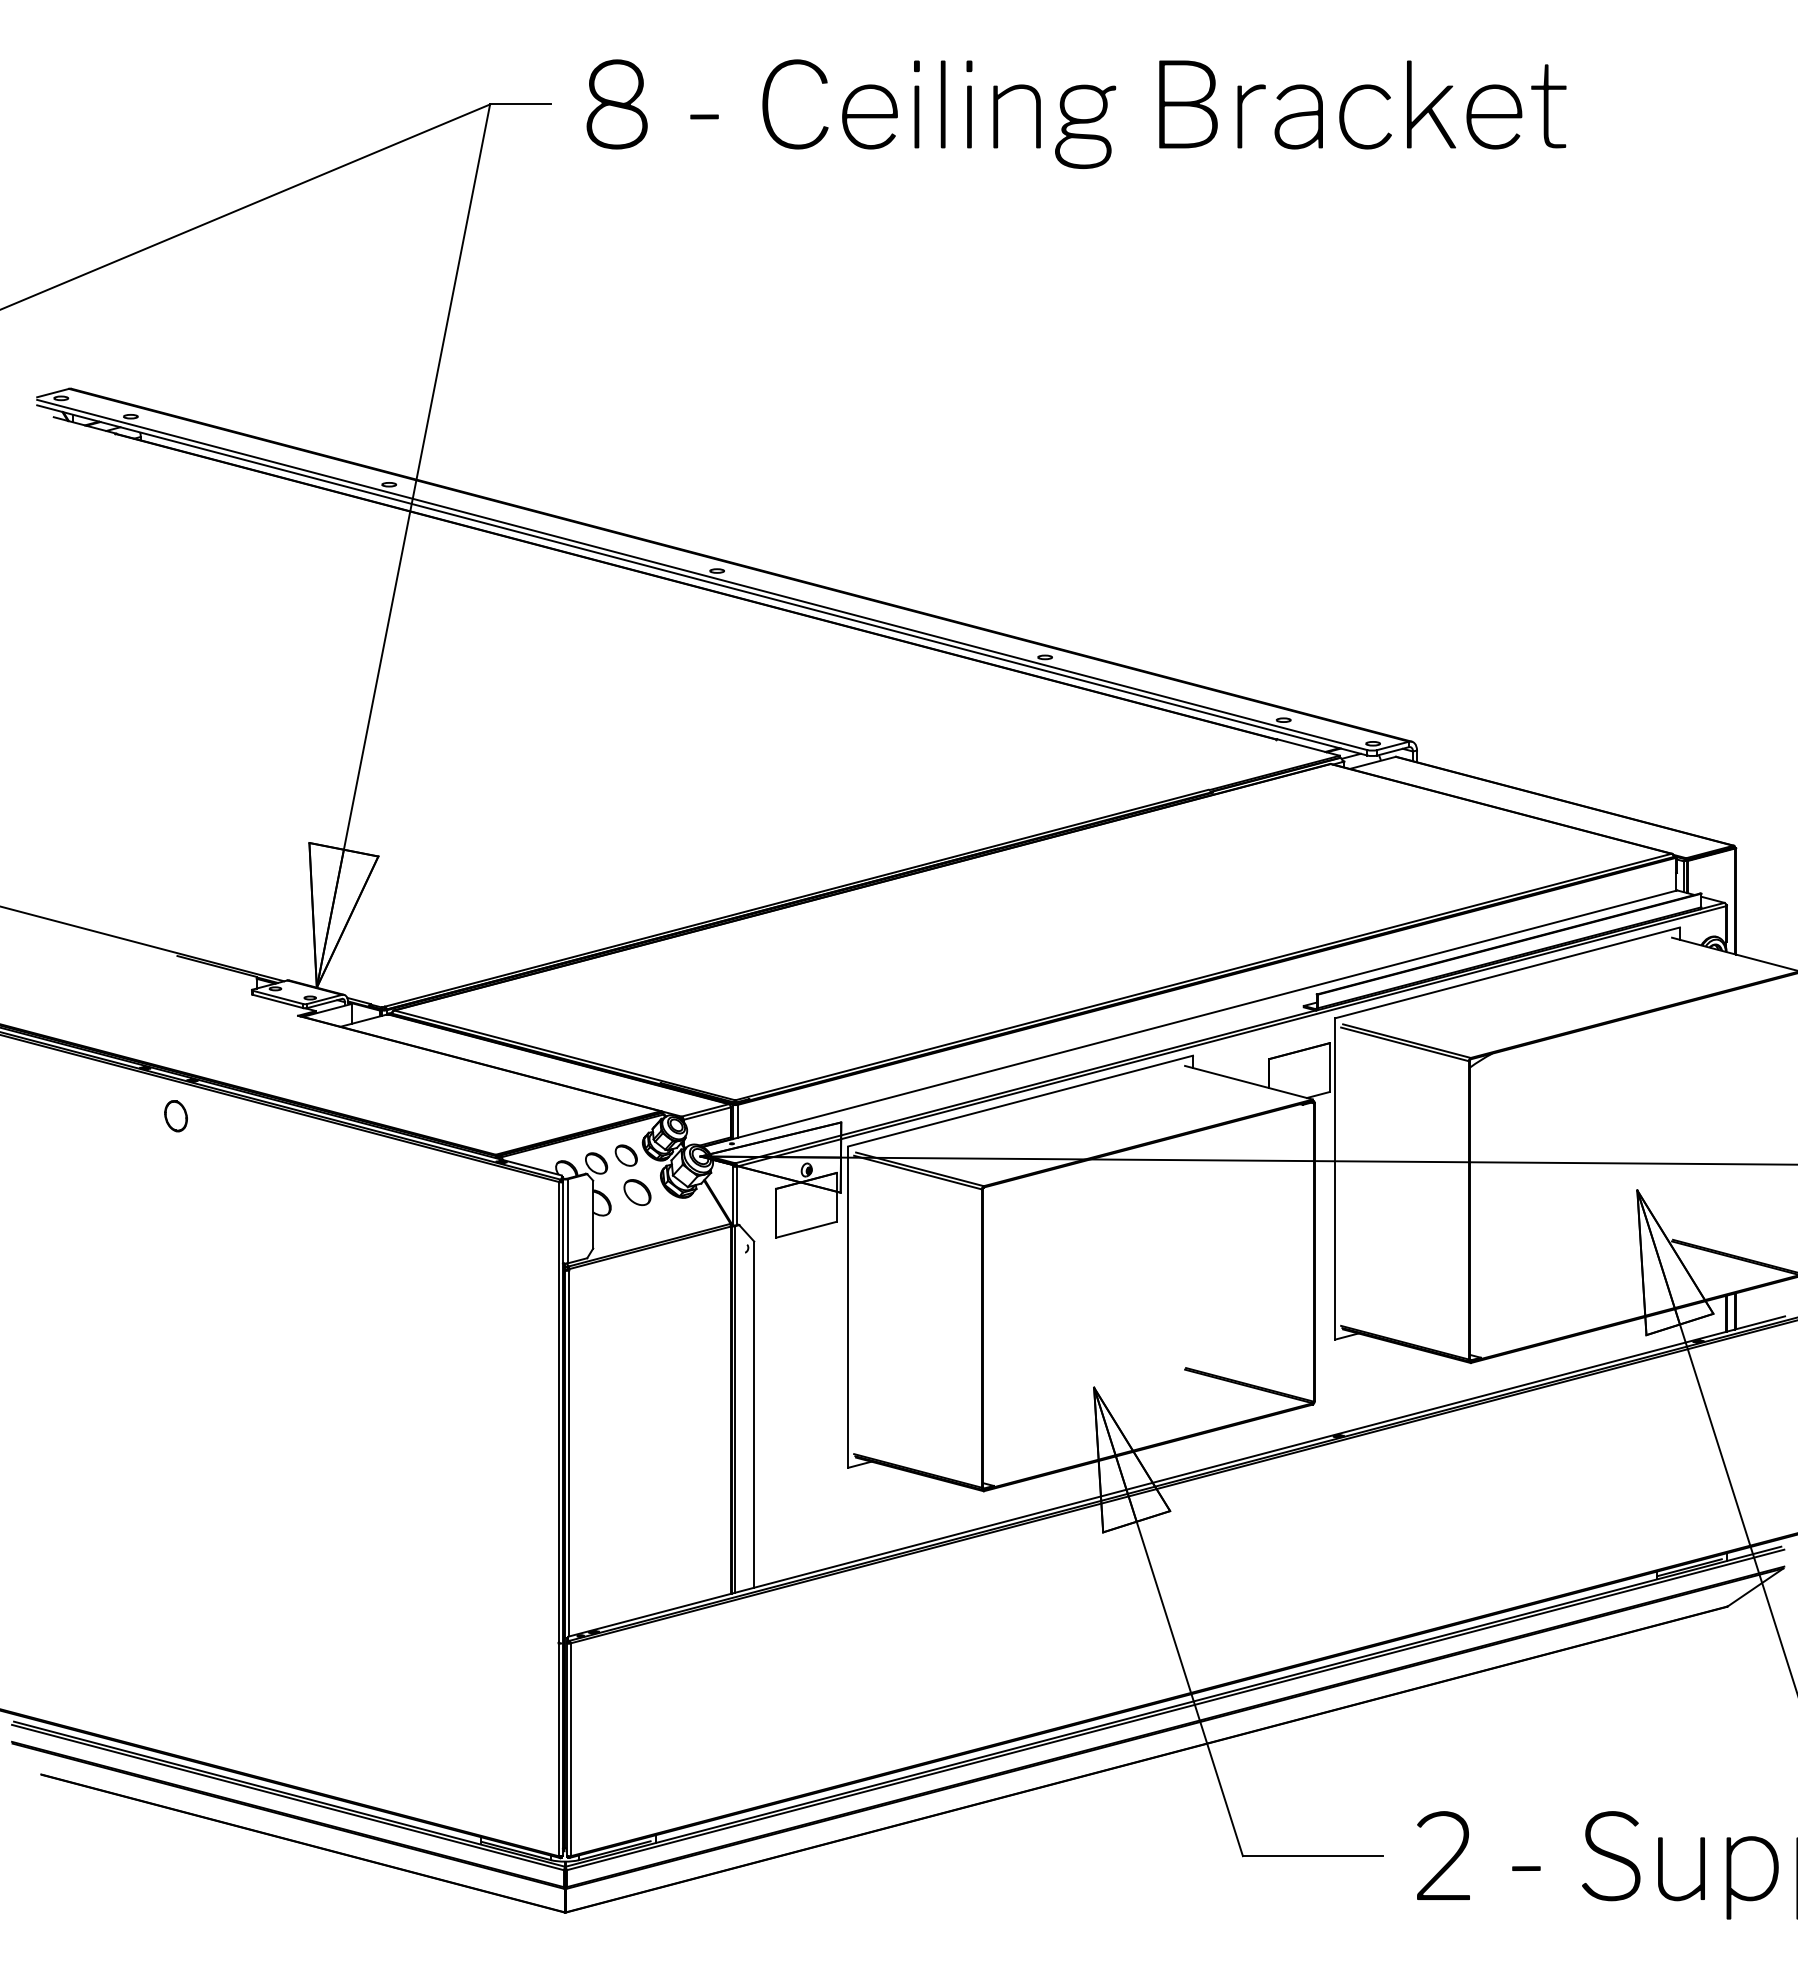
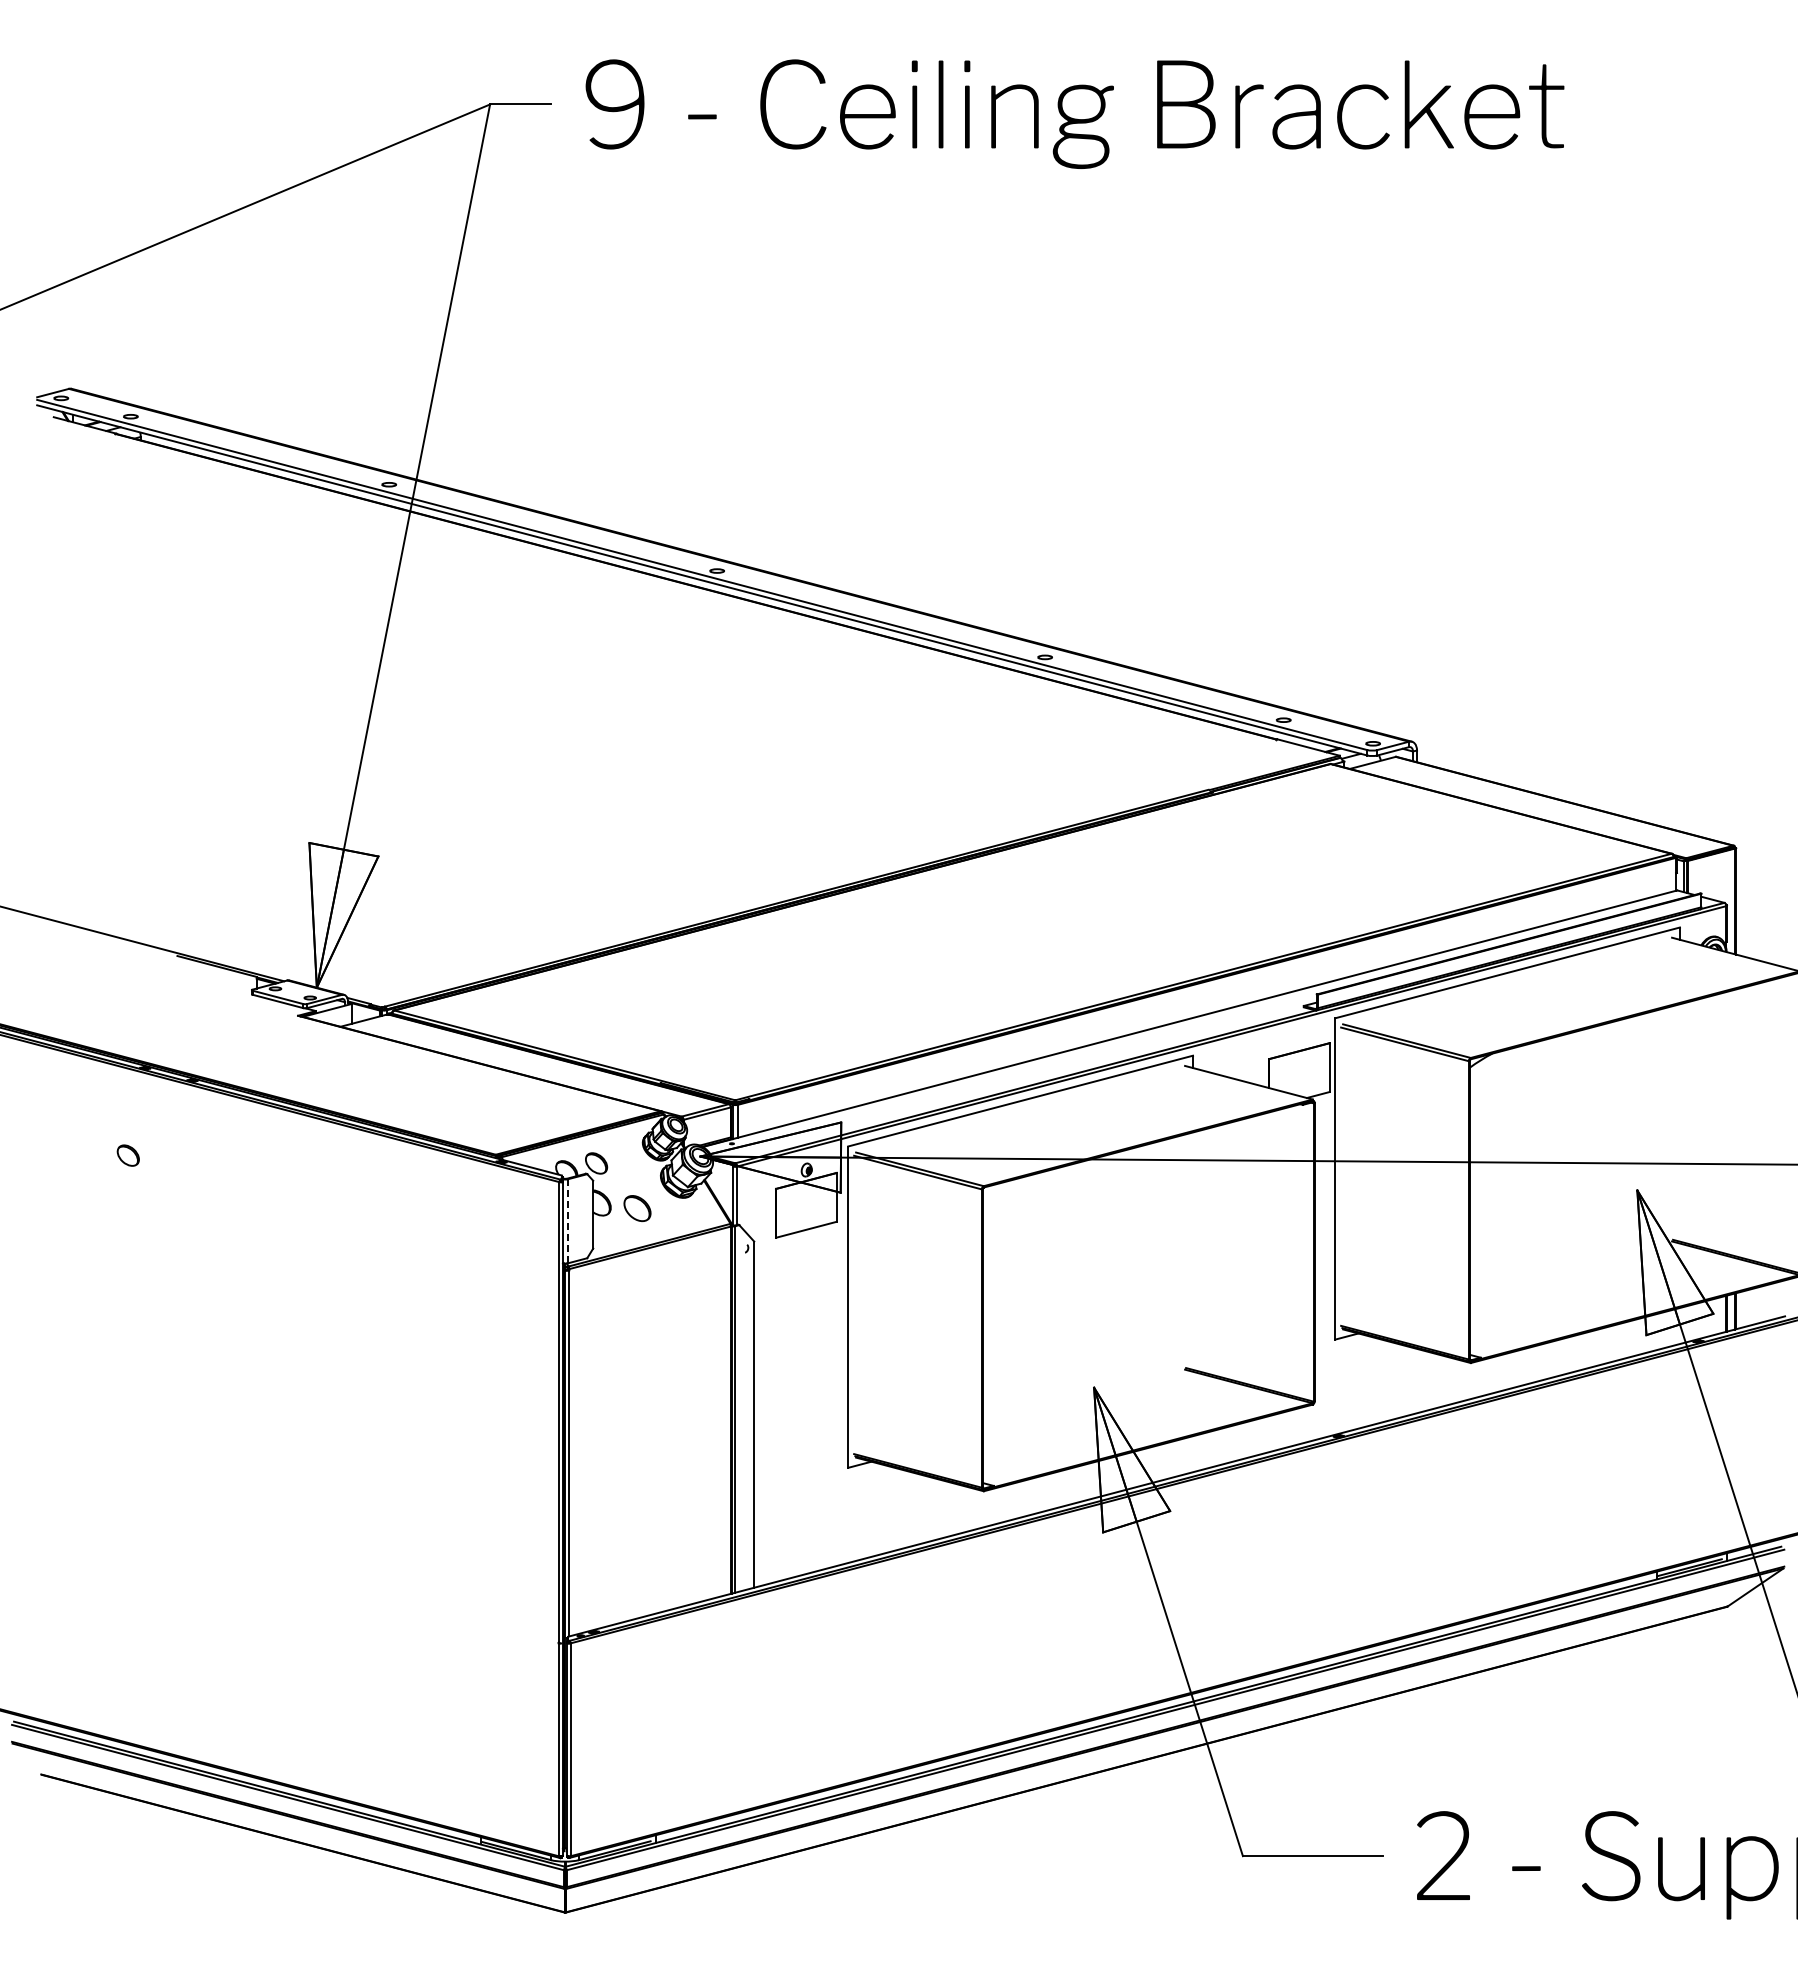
text: 8 -> 9 (1075, 113)
part: present -> none (175, 1116)
part position: (625, 1155) -> (127, 1155) (127, 1155)
part position: (637, 1192) -> (637, 1208) (637, 1208)
line: solid -> dashed (567, 1221)
